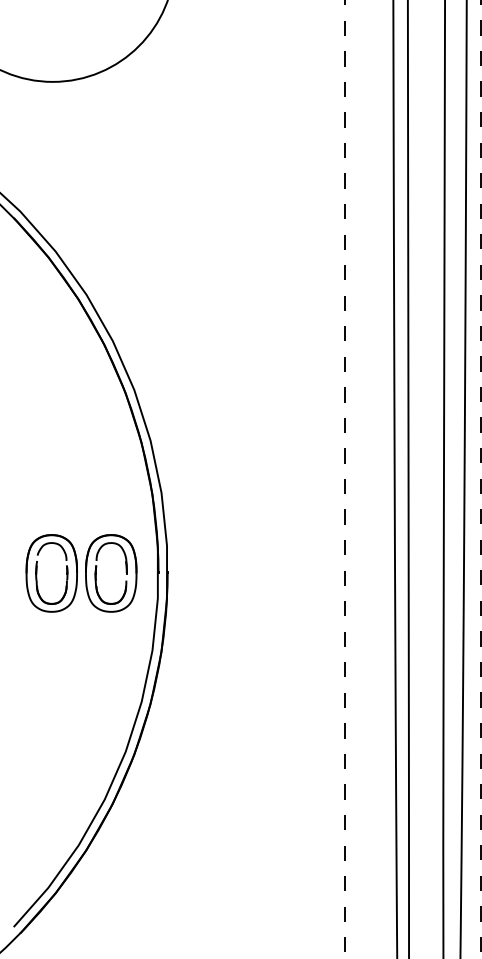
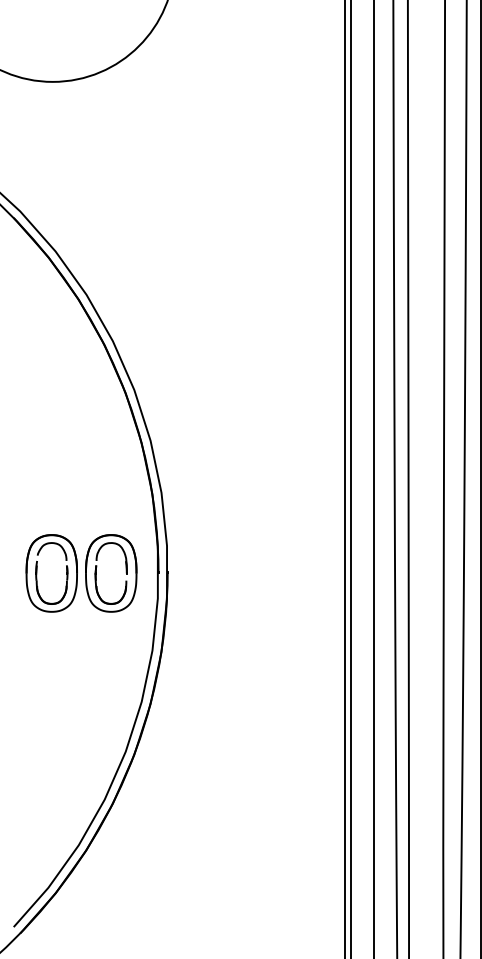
line: none -> present (351, 478)
line: none -> present (373, 478)
line: dashed -> solid (344, 479)
line: dashed -> solid (480, 479)
